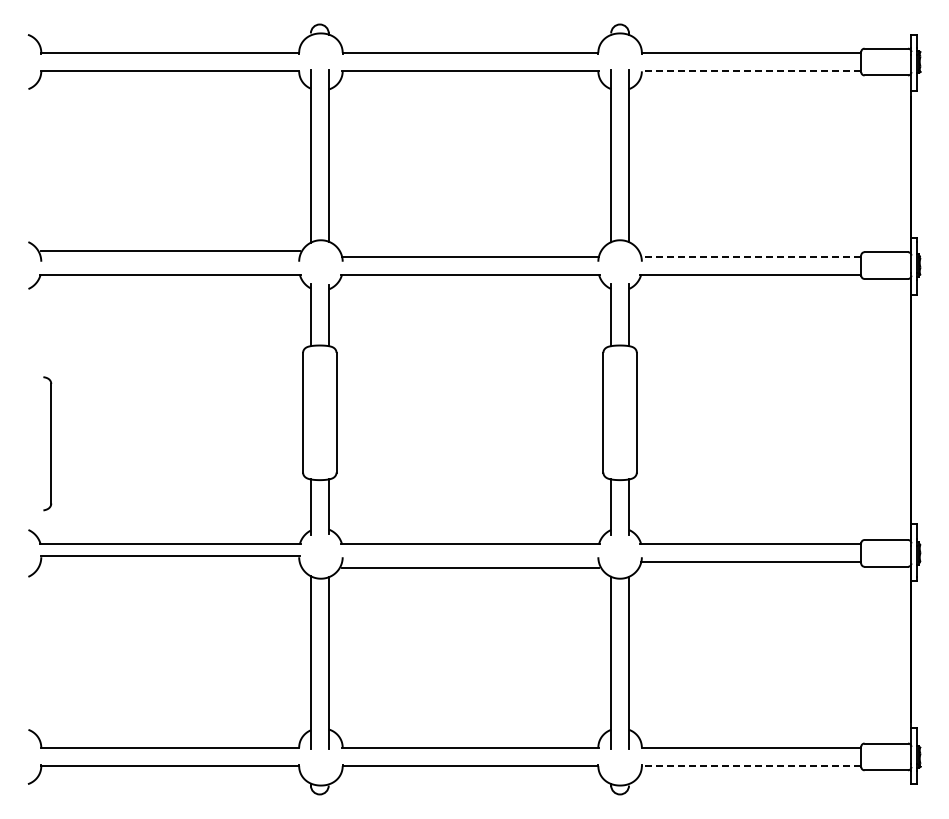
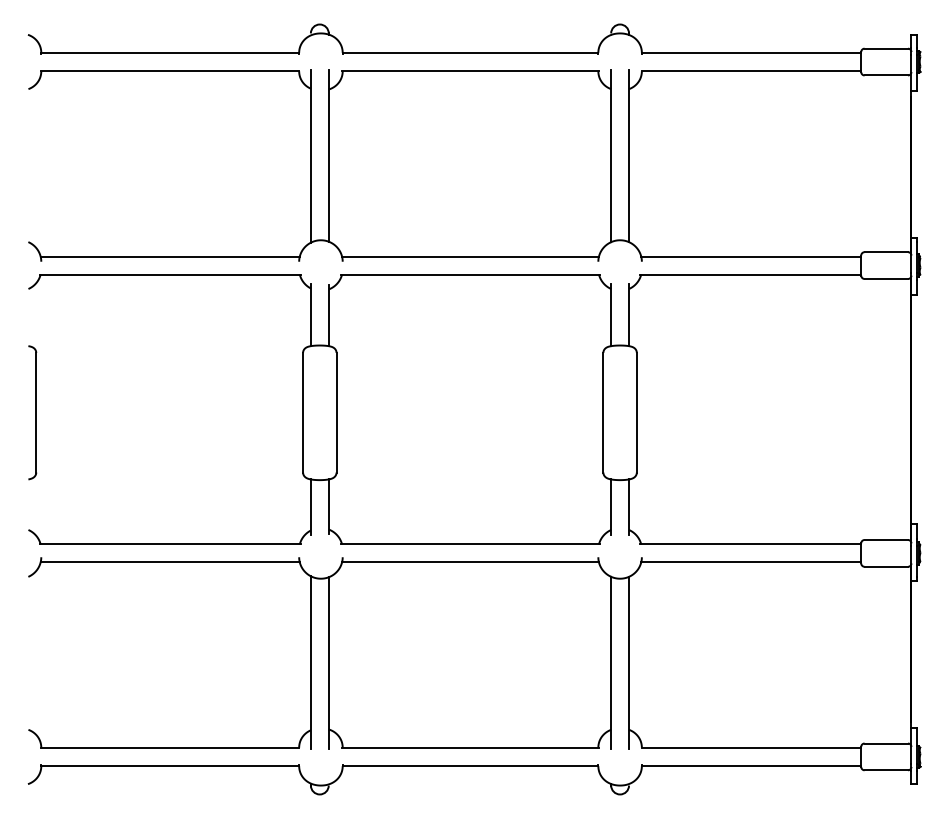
line: dashed -> solid (751, 71)
line position: (169, 250) -> (169, 256) (169, 256)
line: dashed -> solid (751, 256)
part position: (47, 443) -> (32, 412) (32, 412)
line position: (169, 556) -> (169, 562) (169, 562)
line position: (470, 568) -> (470, 562) (470, 562)
line: dashed -> solid (751, 765)
